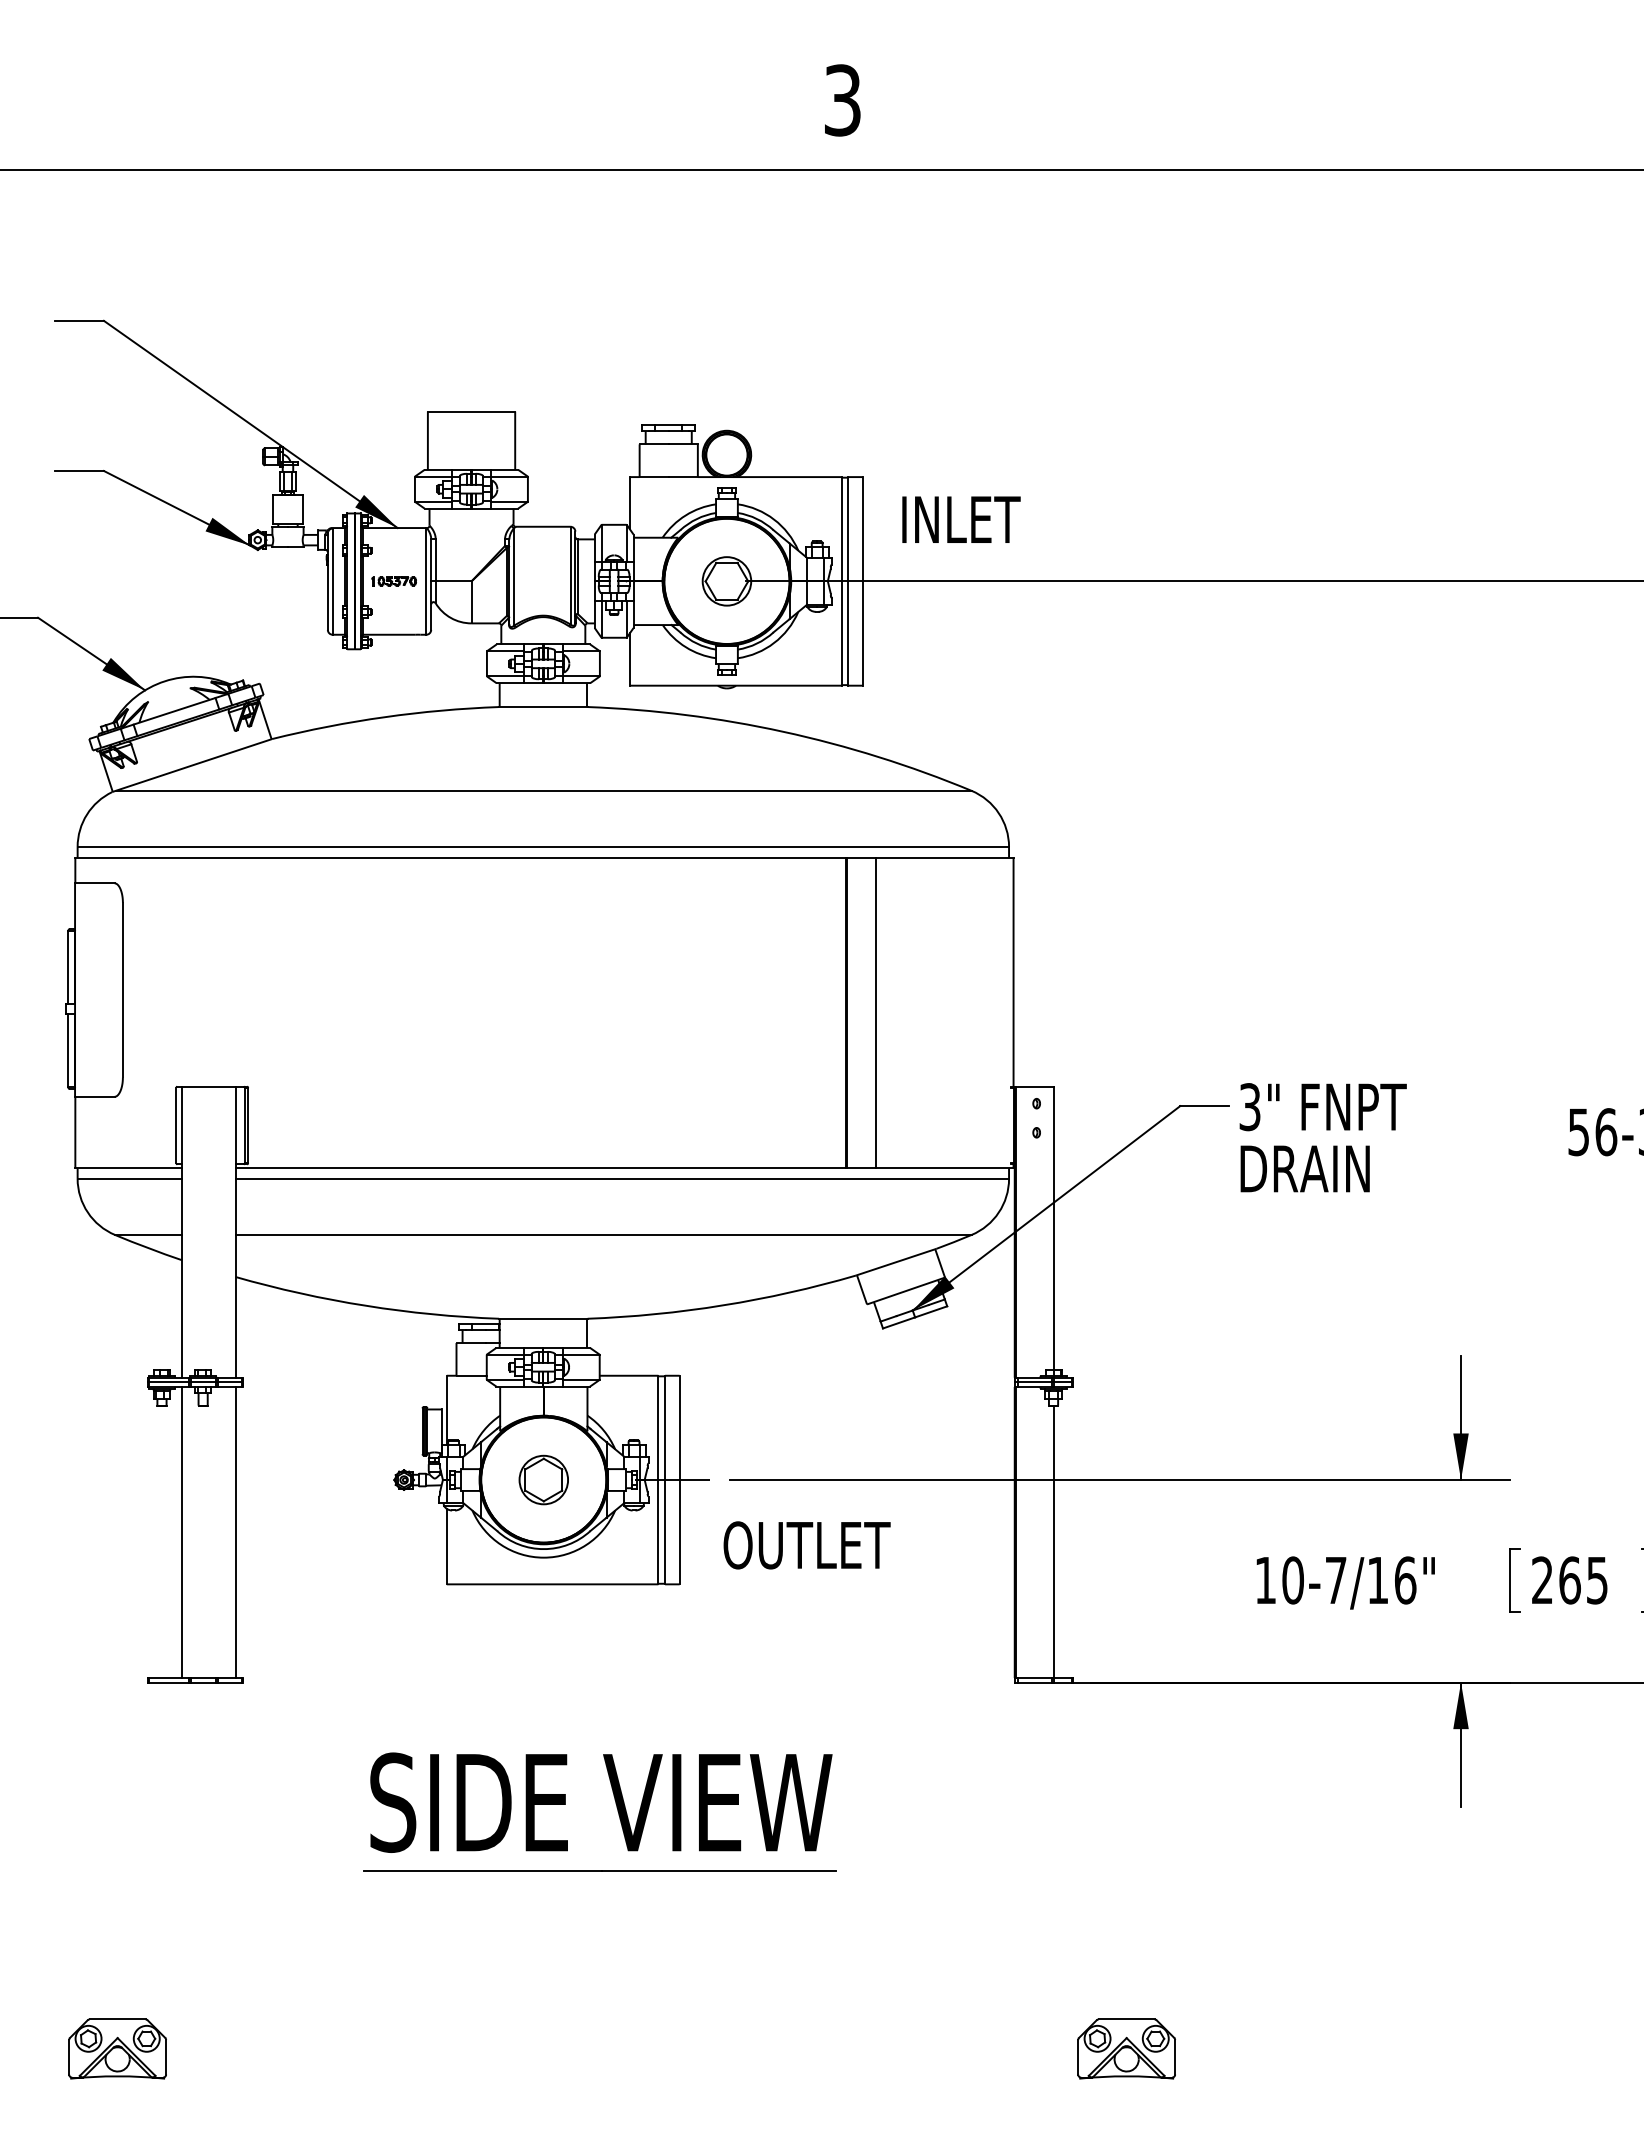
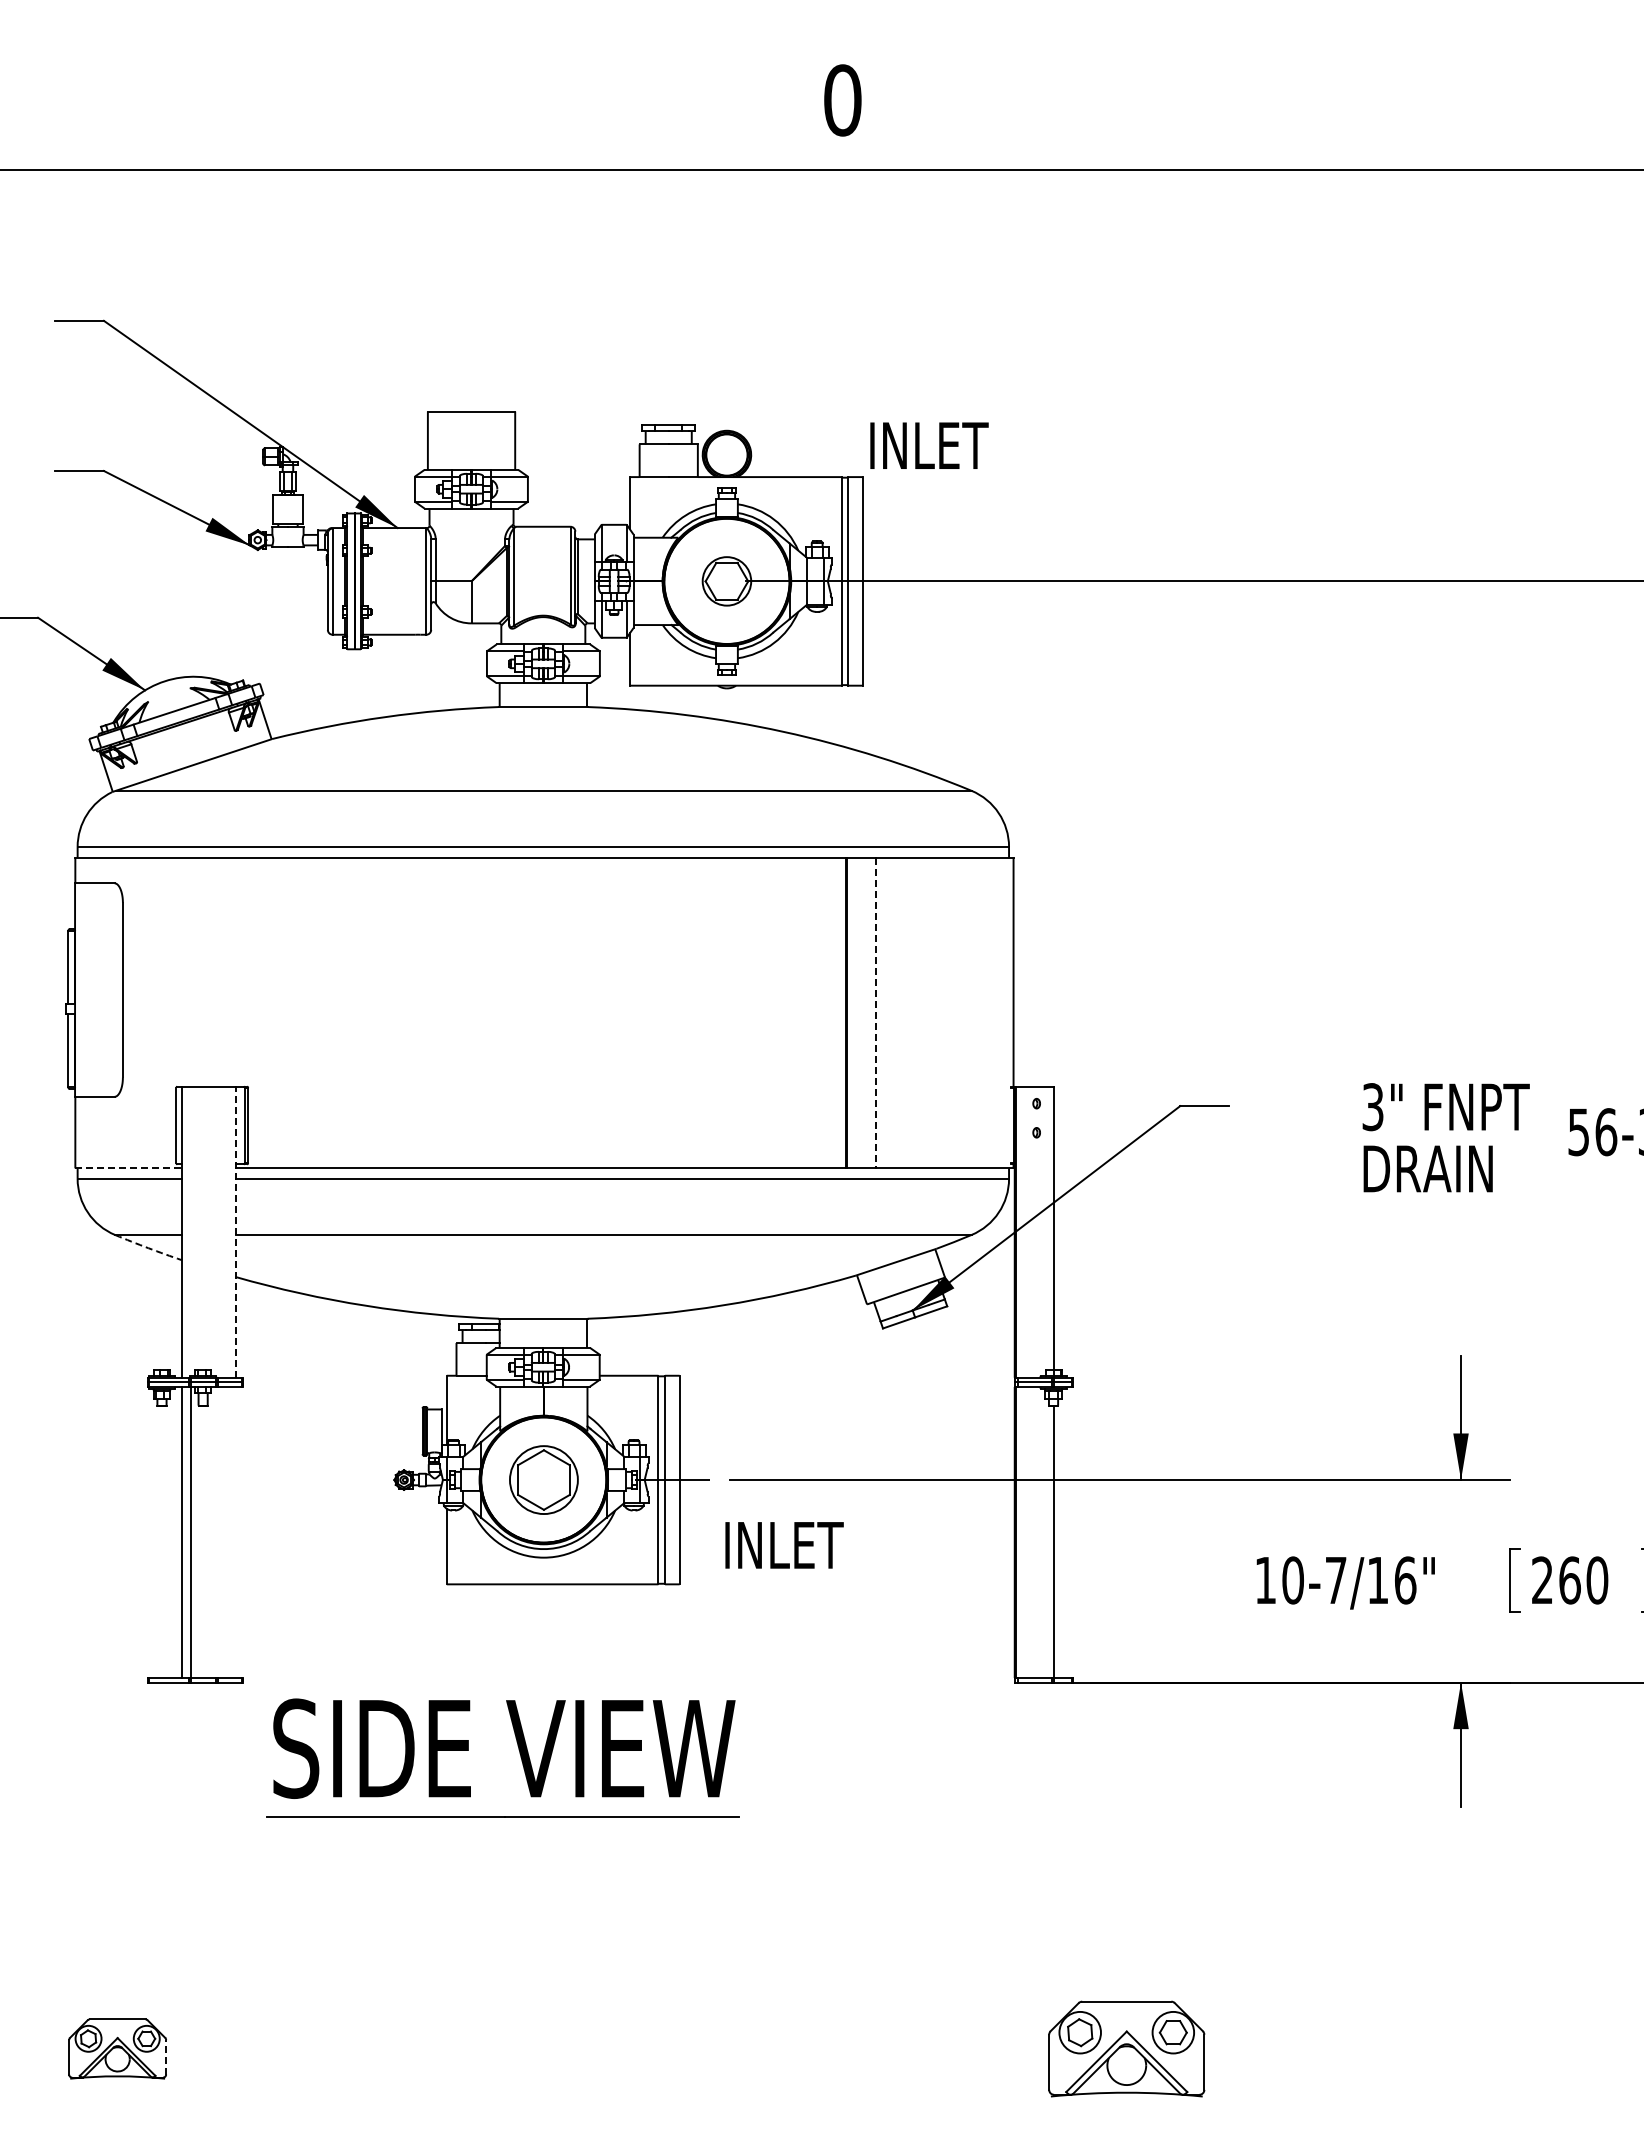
text: 3 -> 0 (842, 100)
text position: (961, 519) -> (929, 445) (929, 445)
part: present -> none (393, 581)
line: solid -> dashed (876, 1013)
text position: (1322, 1137) -> (1445, 1137) (1445, 1137)
line: solid -> dashed (129, 1168)
line: solid -> dashed (235, 1232)
arc: solid -> dashed (148, 1248)
part size: 51x52 px -> 70x70 px (543, 1479)
line position: (235, 1531) -> (190, 1531) (190, 1531)
text: OUTLET -> INLET (806, 1545)
text: 265 -> 260 (1597, 1580)
part position: (615, 1804) -> (518, 1750) (518, 1750)
part size: 99x62 px -> 158x98 px (1126, 2048)
line: solid -> dashed (166, 2056)
